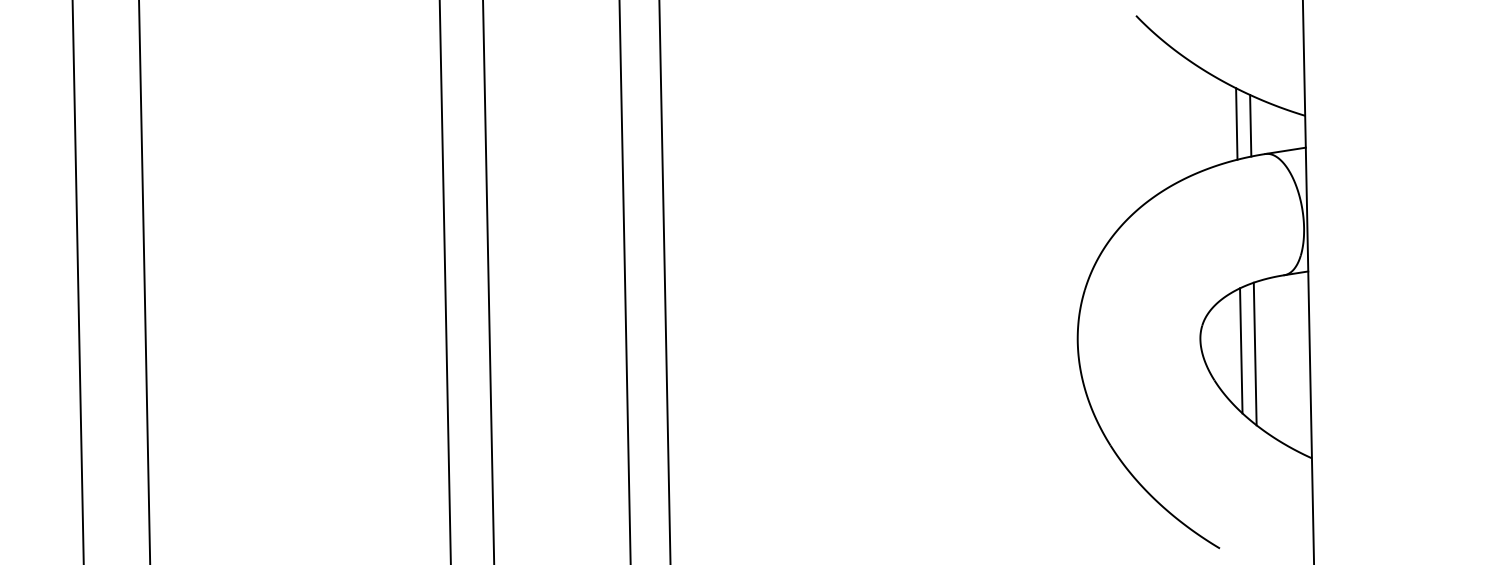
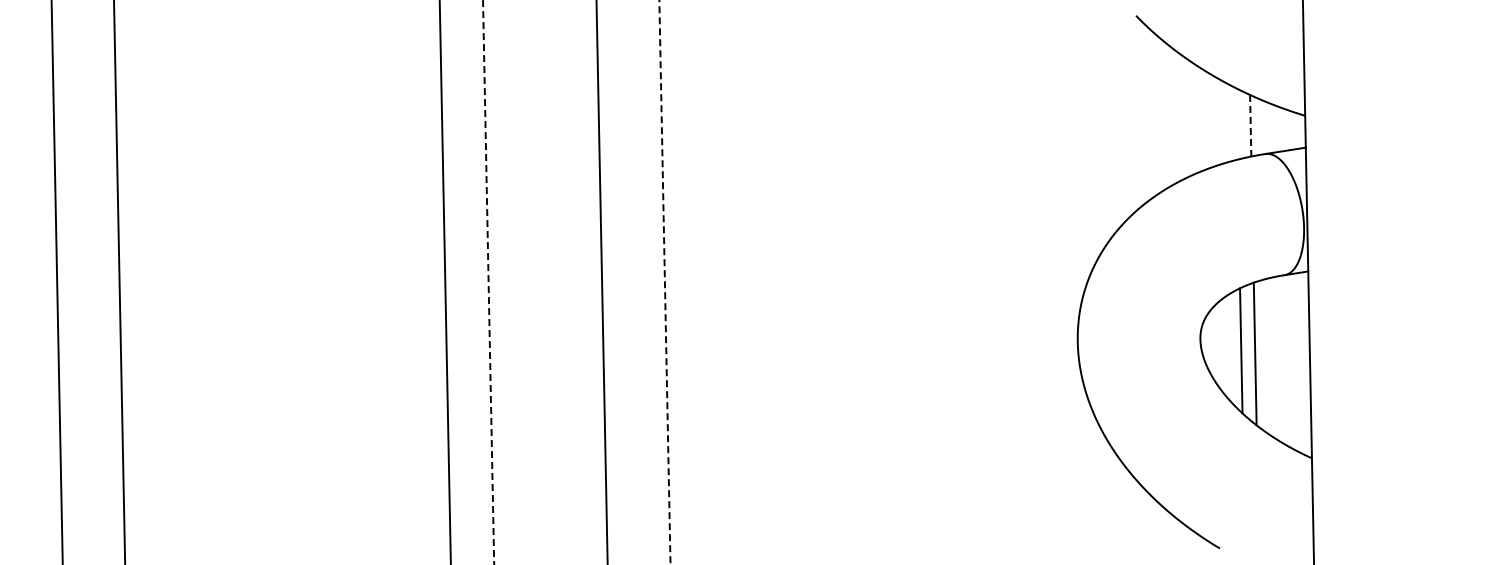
line: present -> none (1236, 123)
line: solid -> dashed (1250, 125)
line position: (77, 281) -> (56, 281) (56, 281)
line position: (144, 281) -> (119, 281) (119, 281)
line position: (624, 281) -> (601, 281) (601, 281)
line: solid -> dashed (488, 282)
line: solid -> dashed (664, 282)
